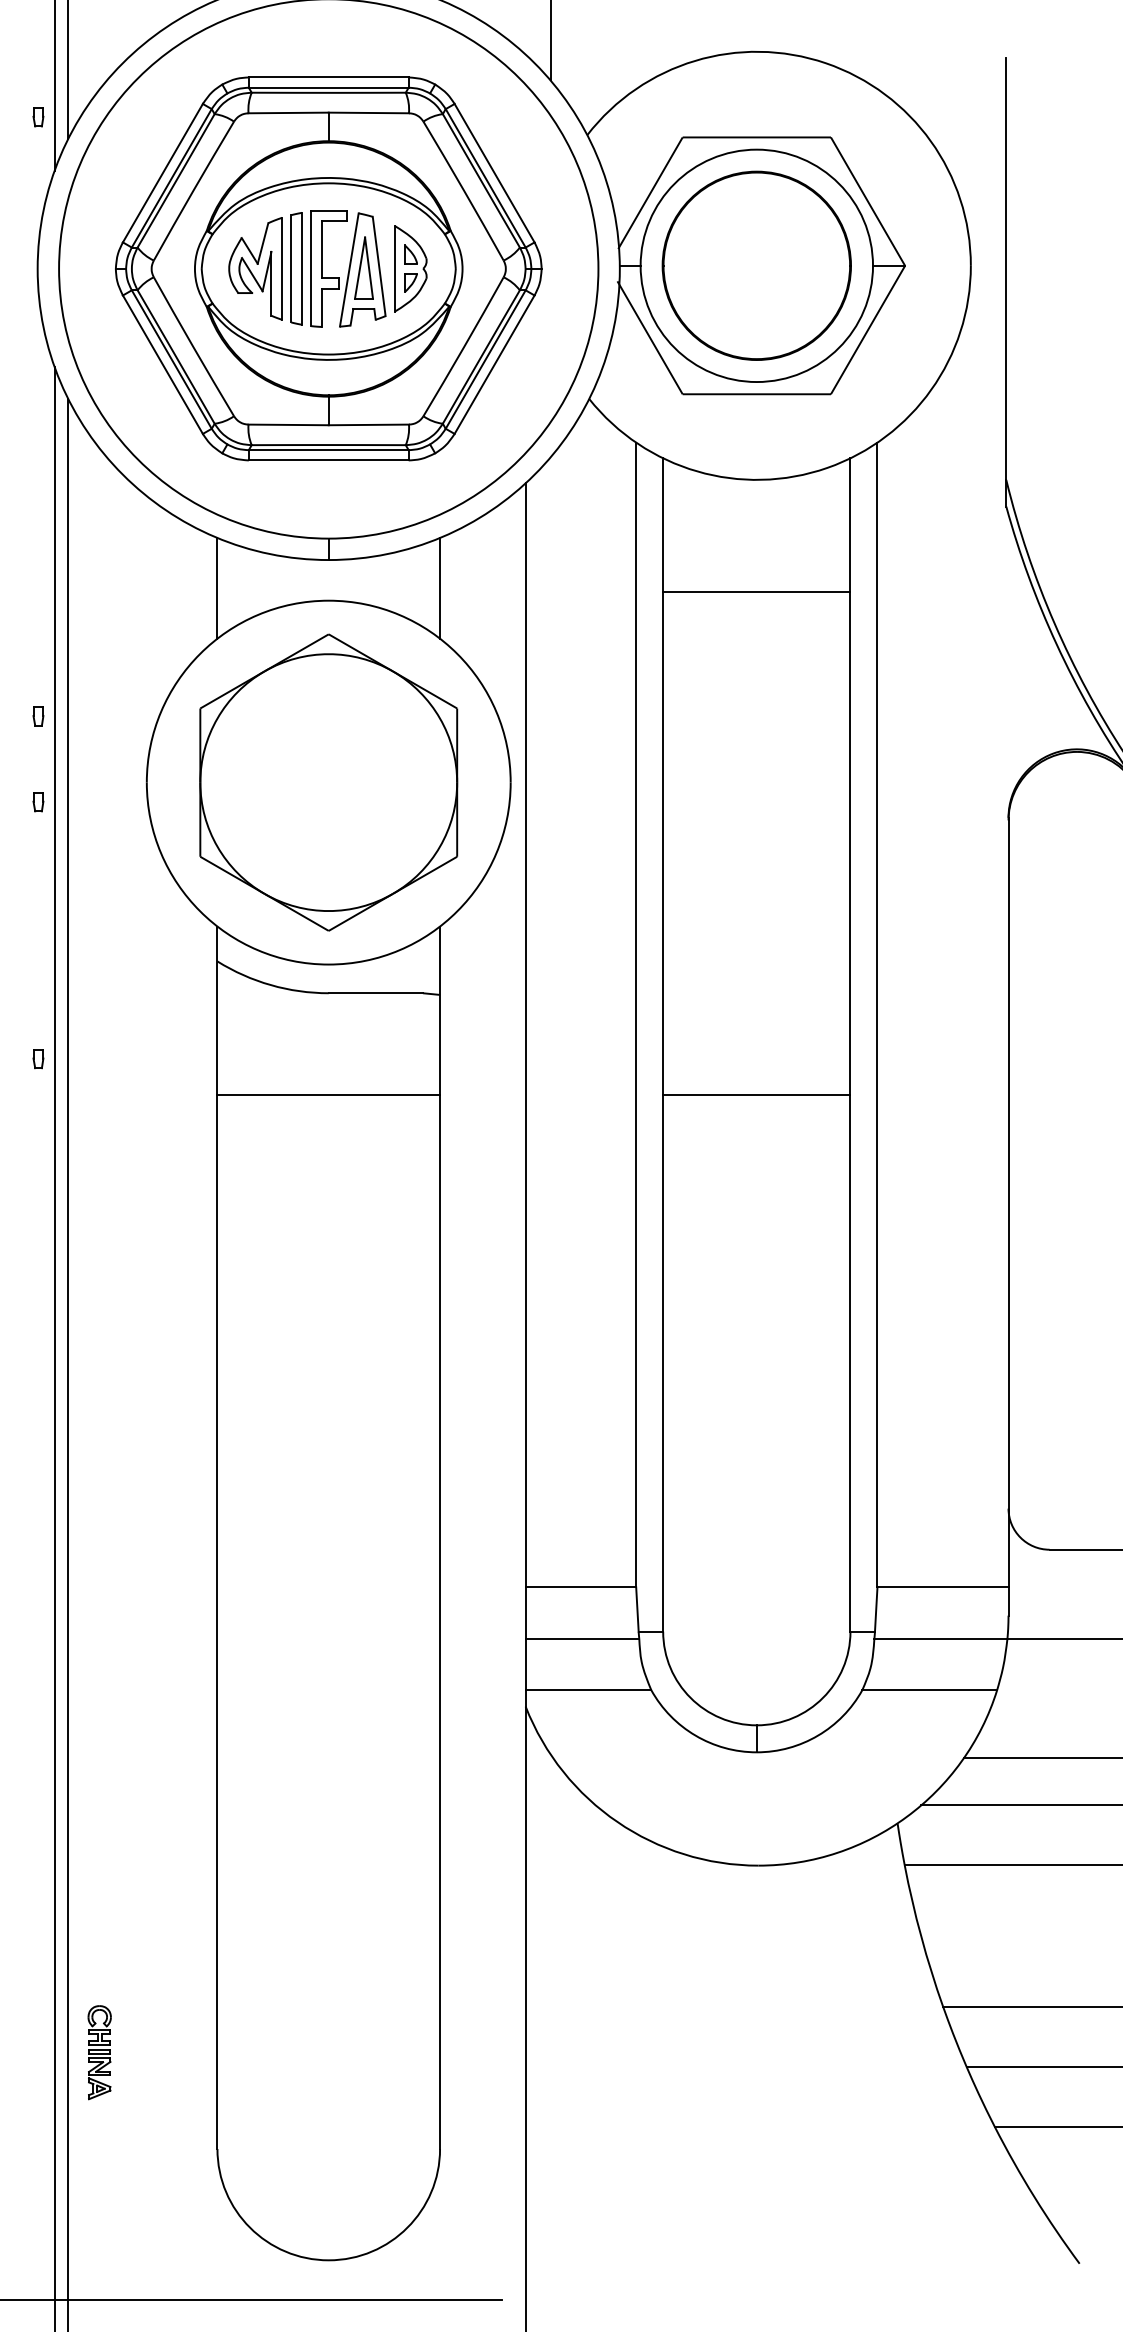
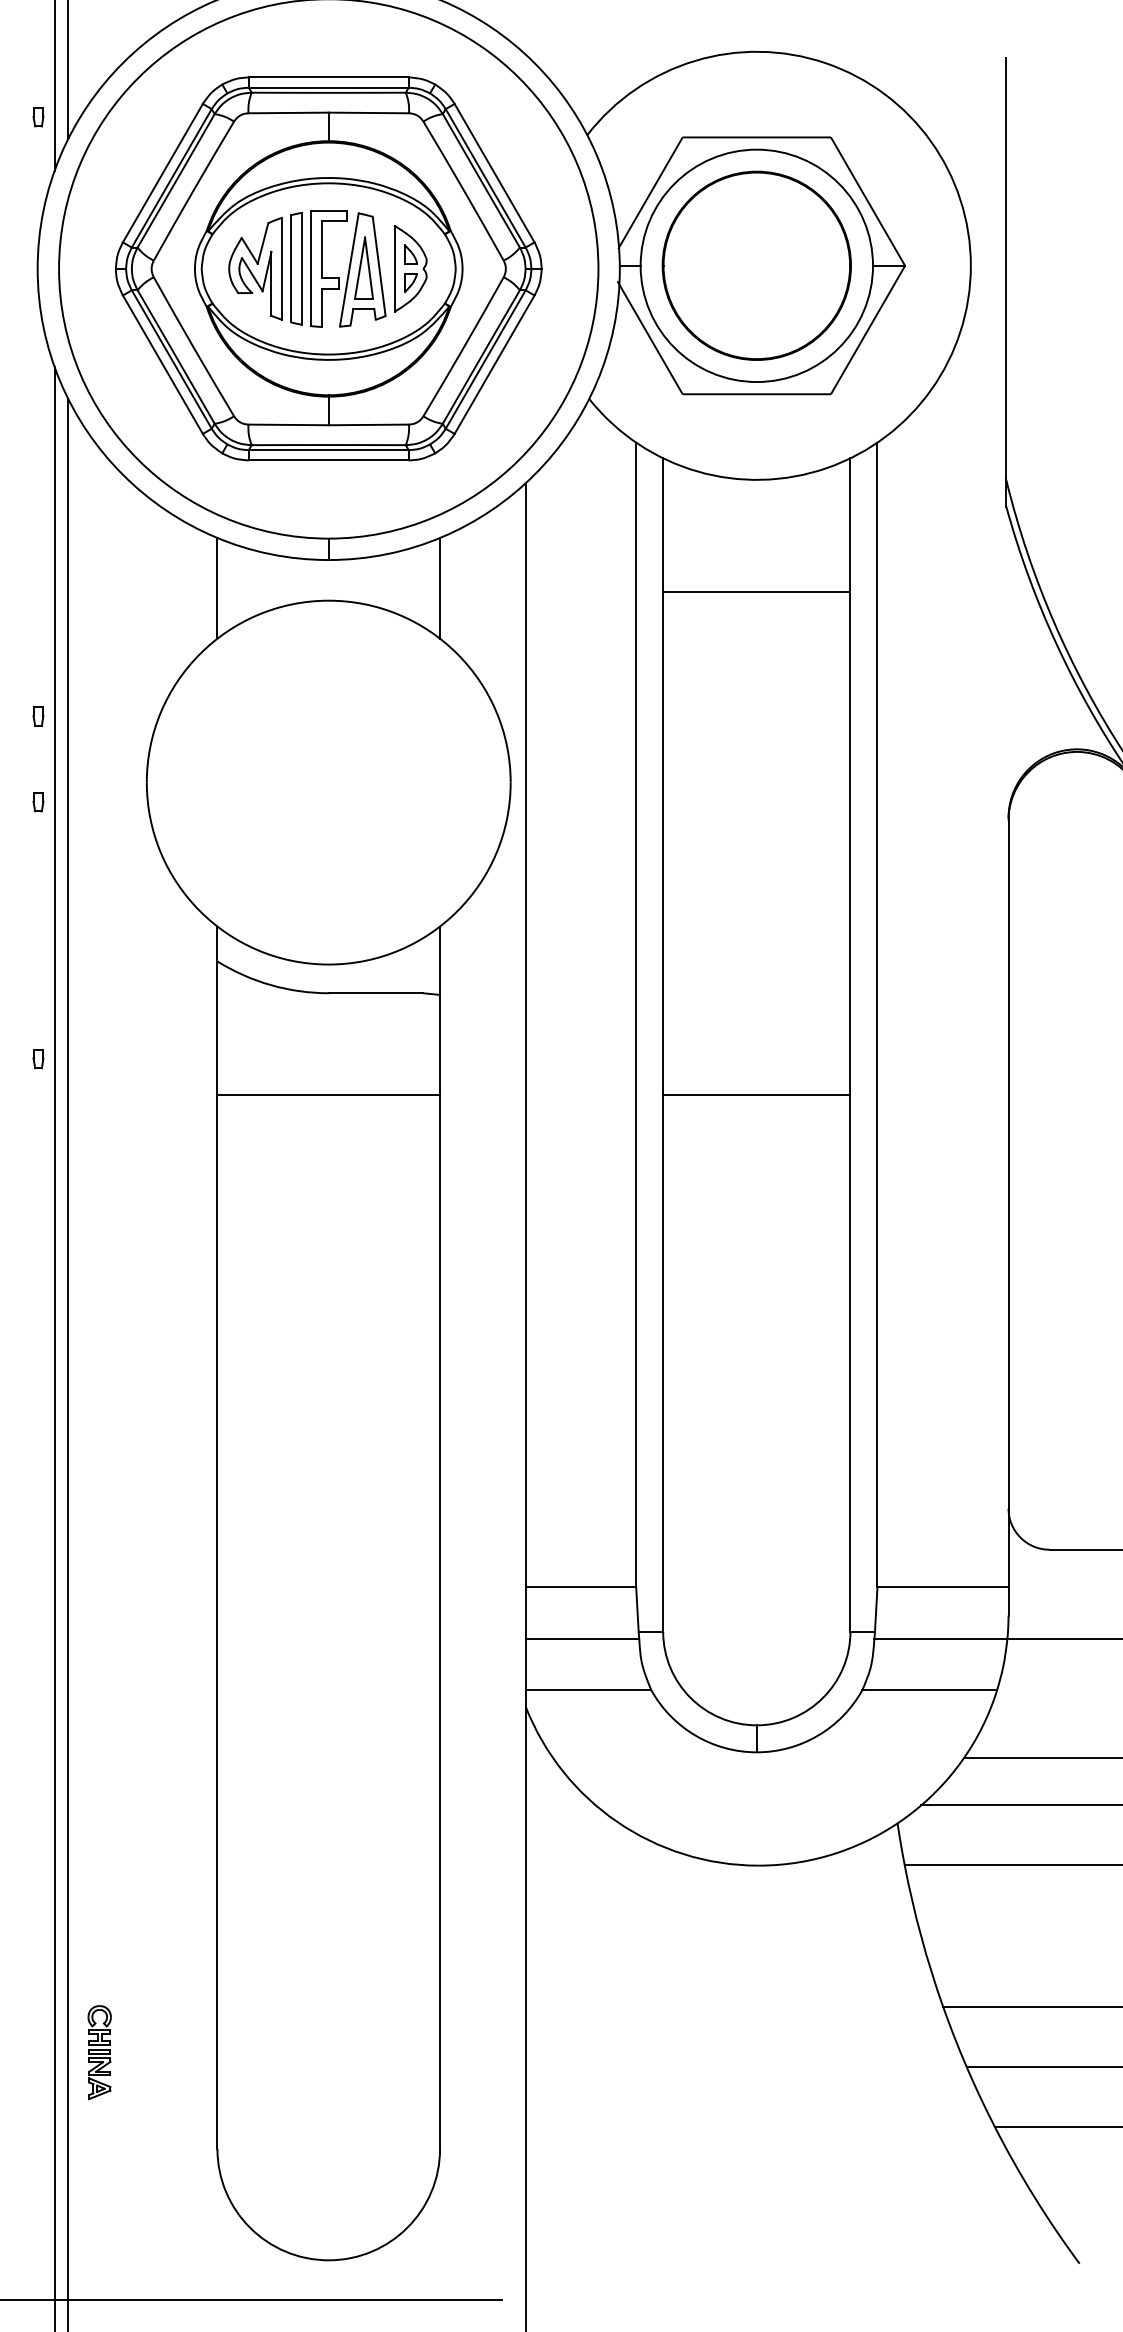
line: present -> none (550, 41)
part: present -> none (328, 782)
